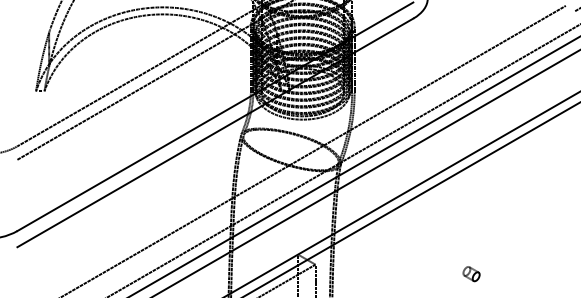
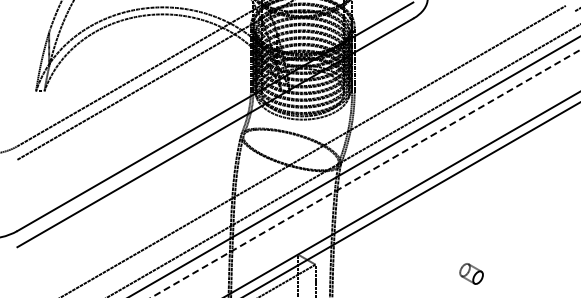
line: solid -> dashed (366, 173)
part size: 19x17 px -> 25x22 px (471, 273)
